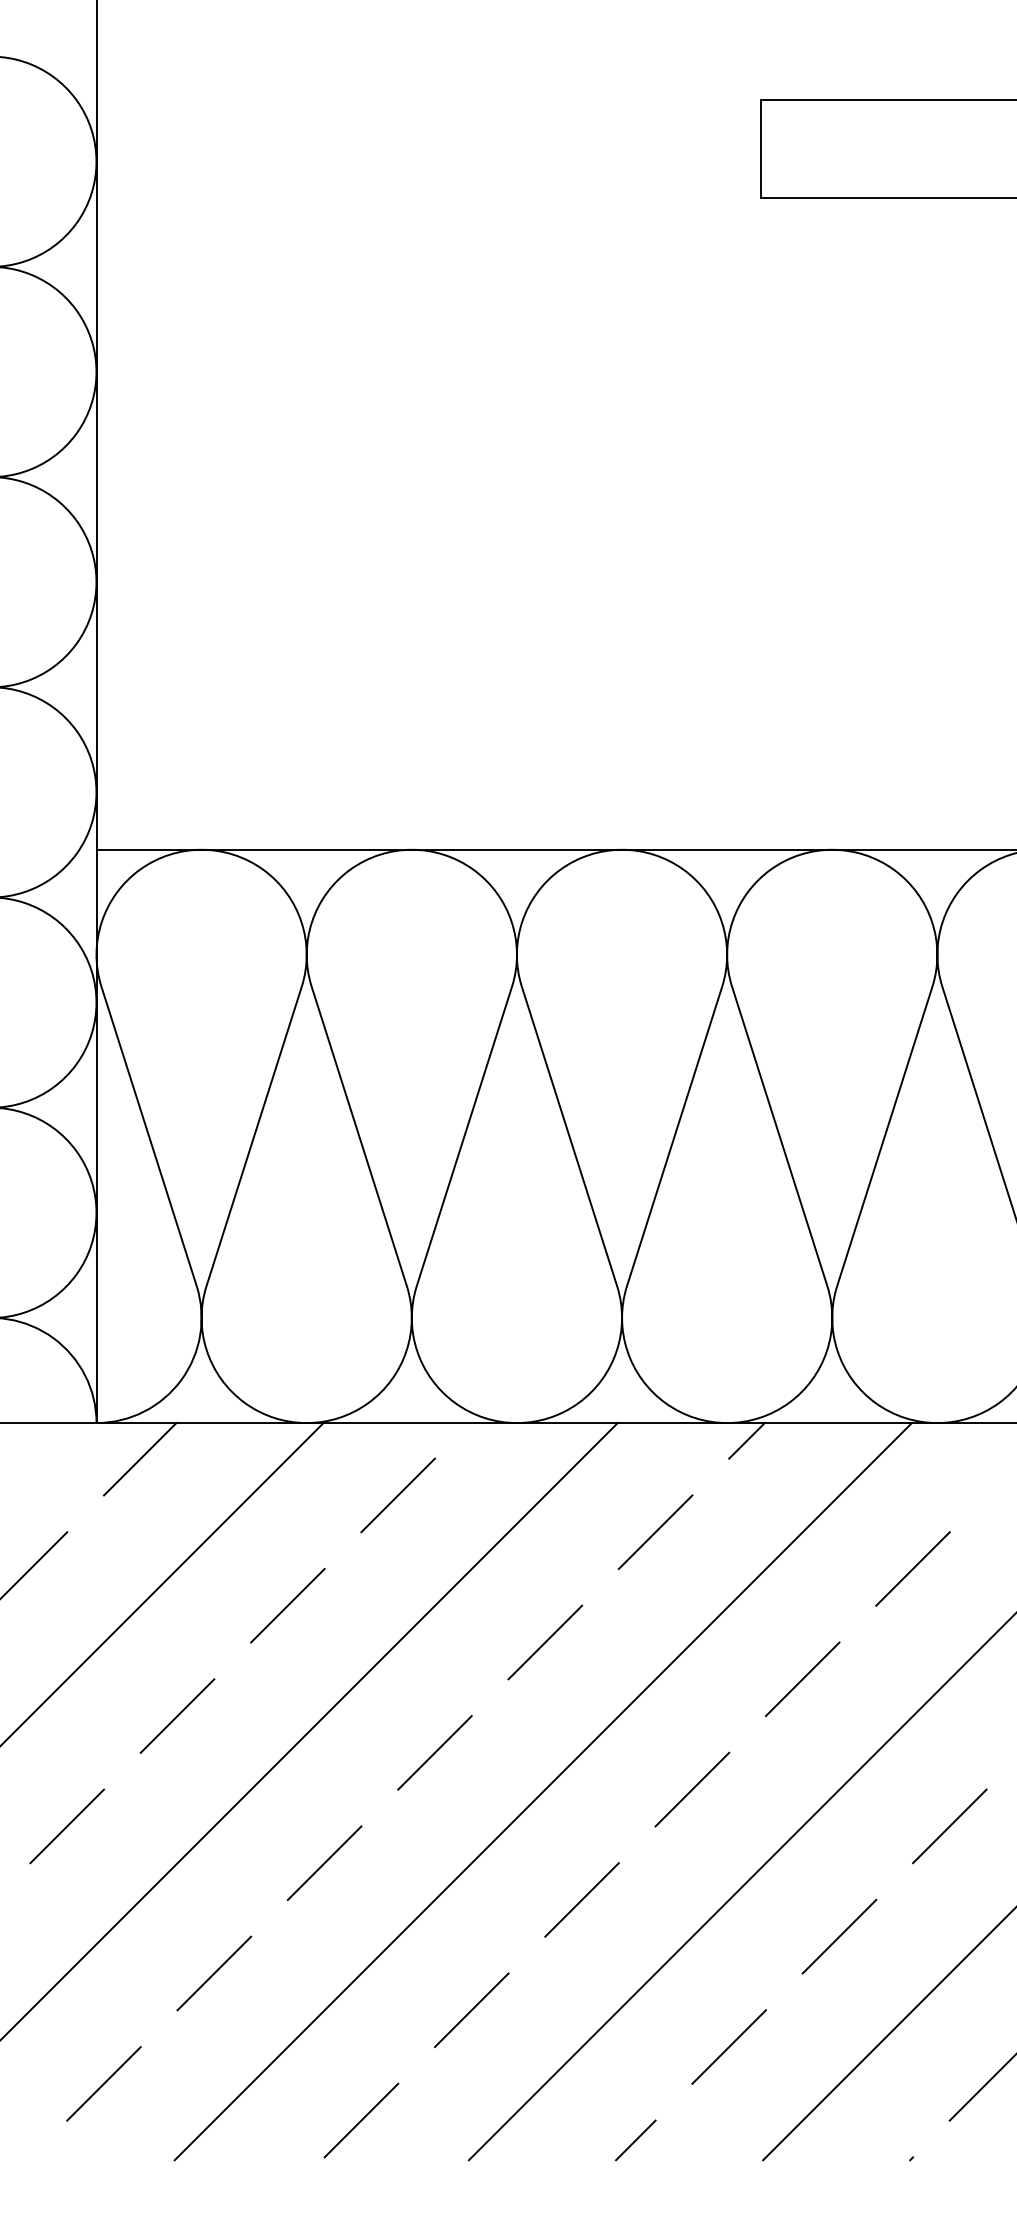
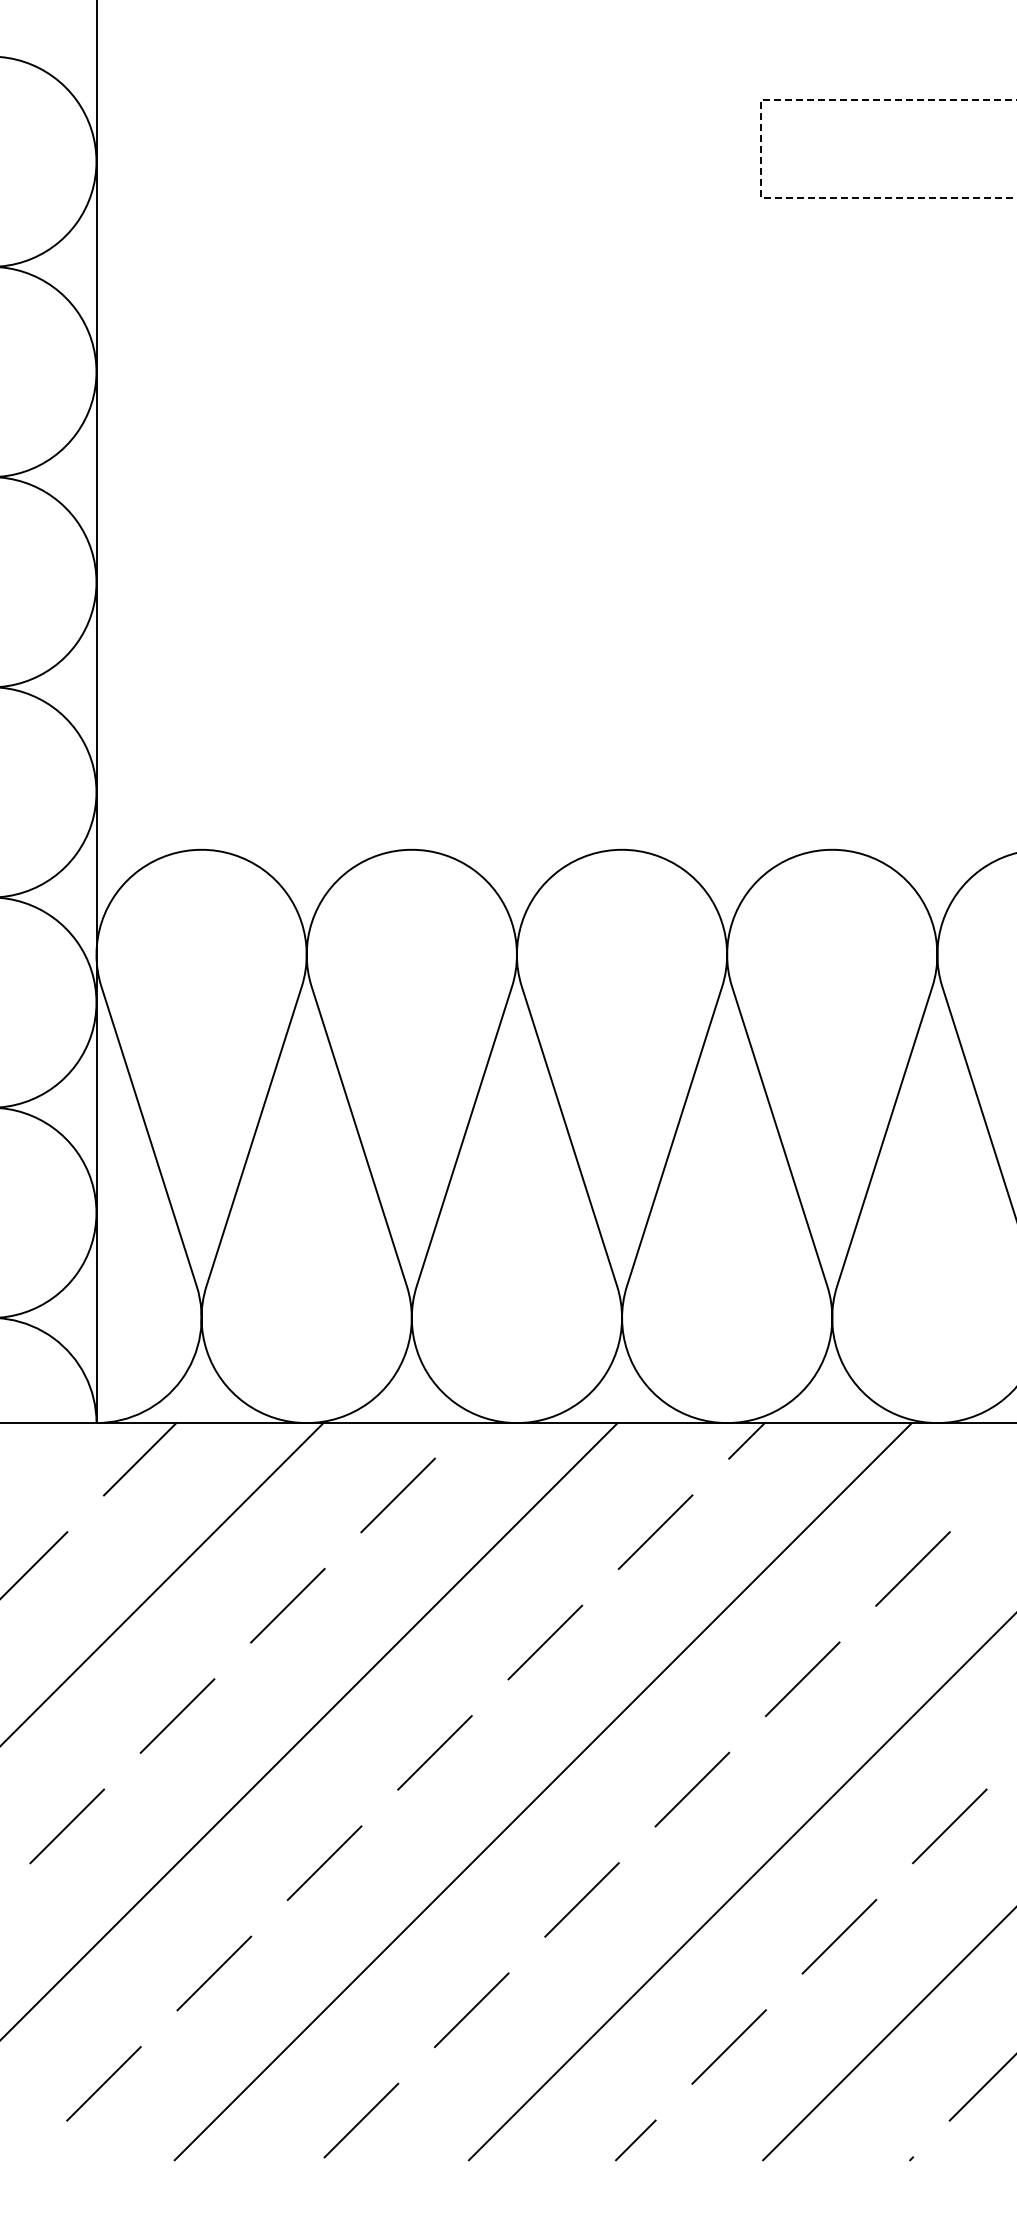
line: solid -> dashed (760, 149)
line: present -> none (554, 849)
